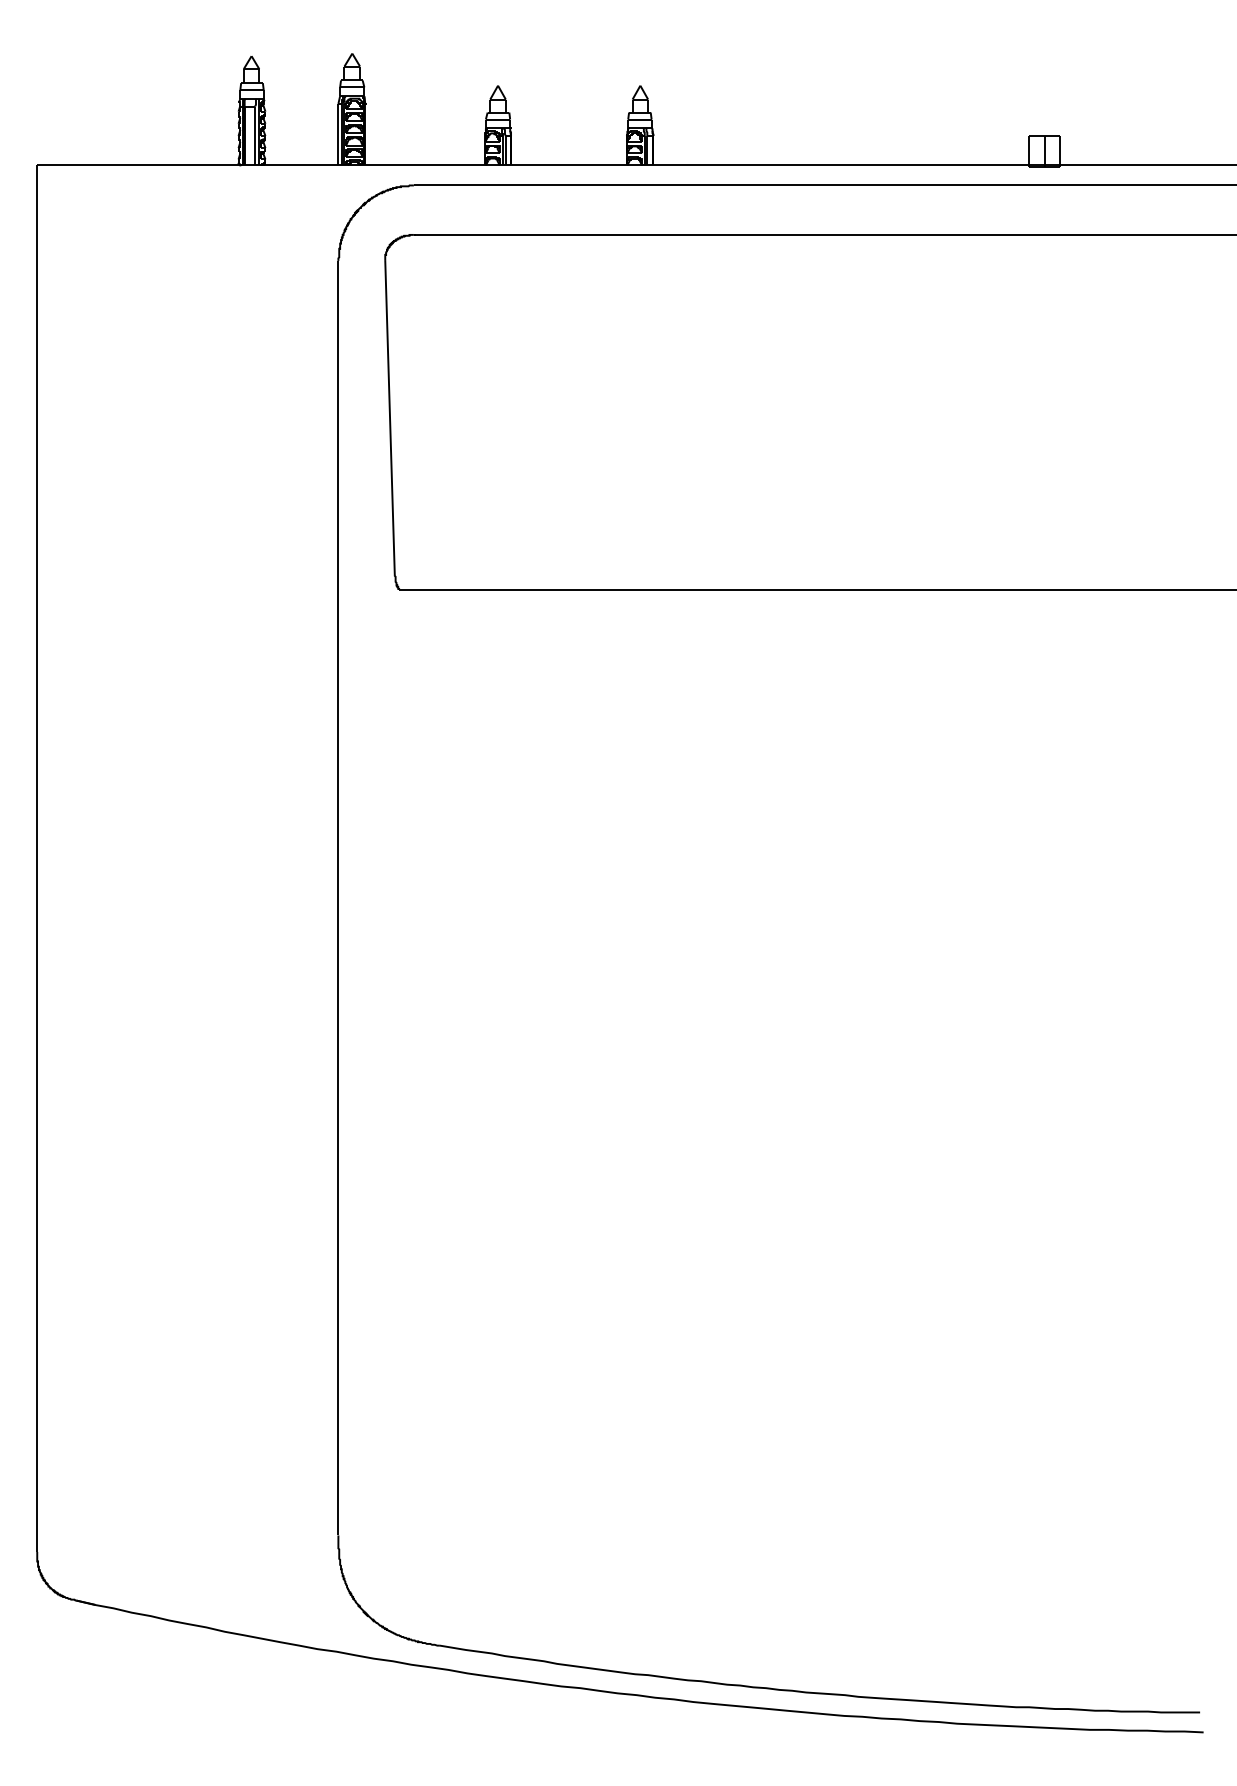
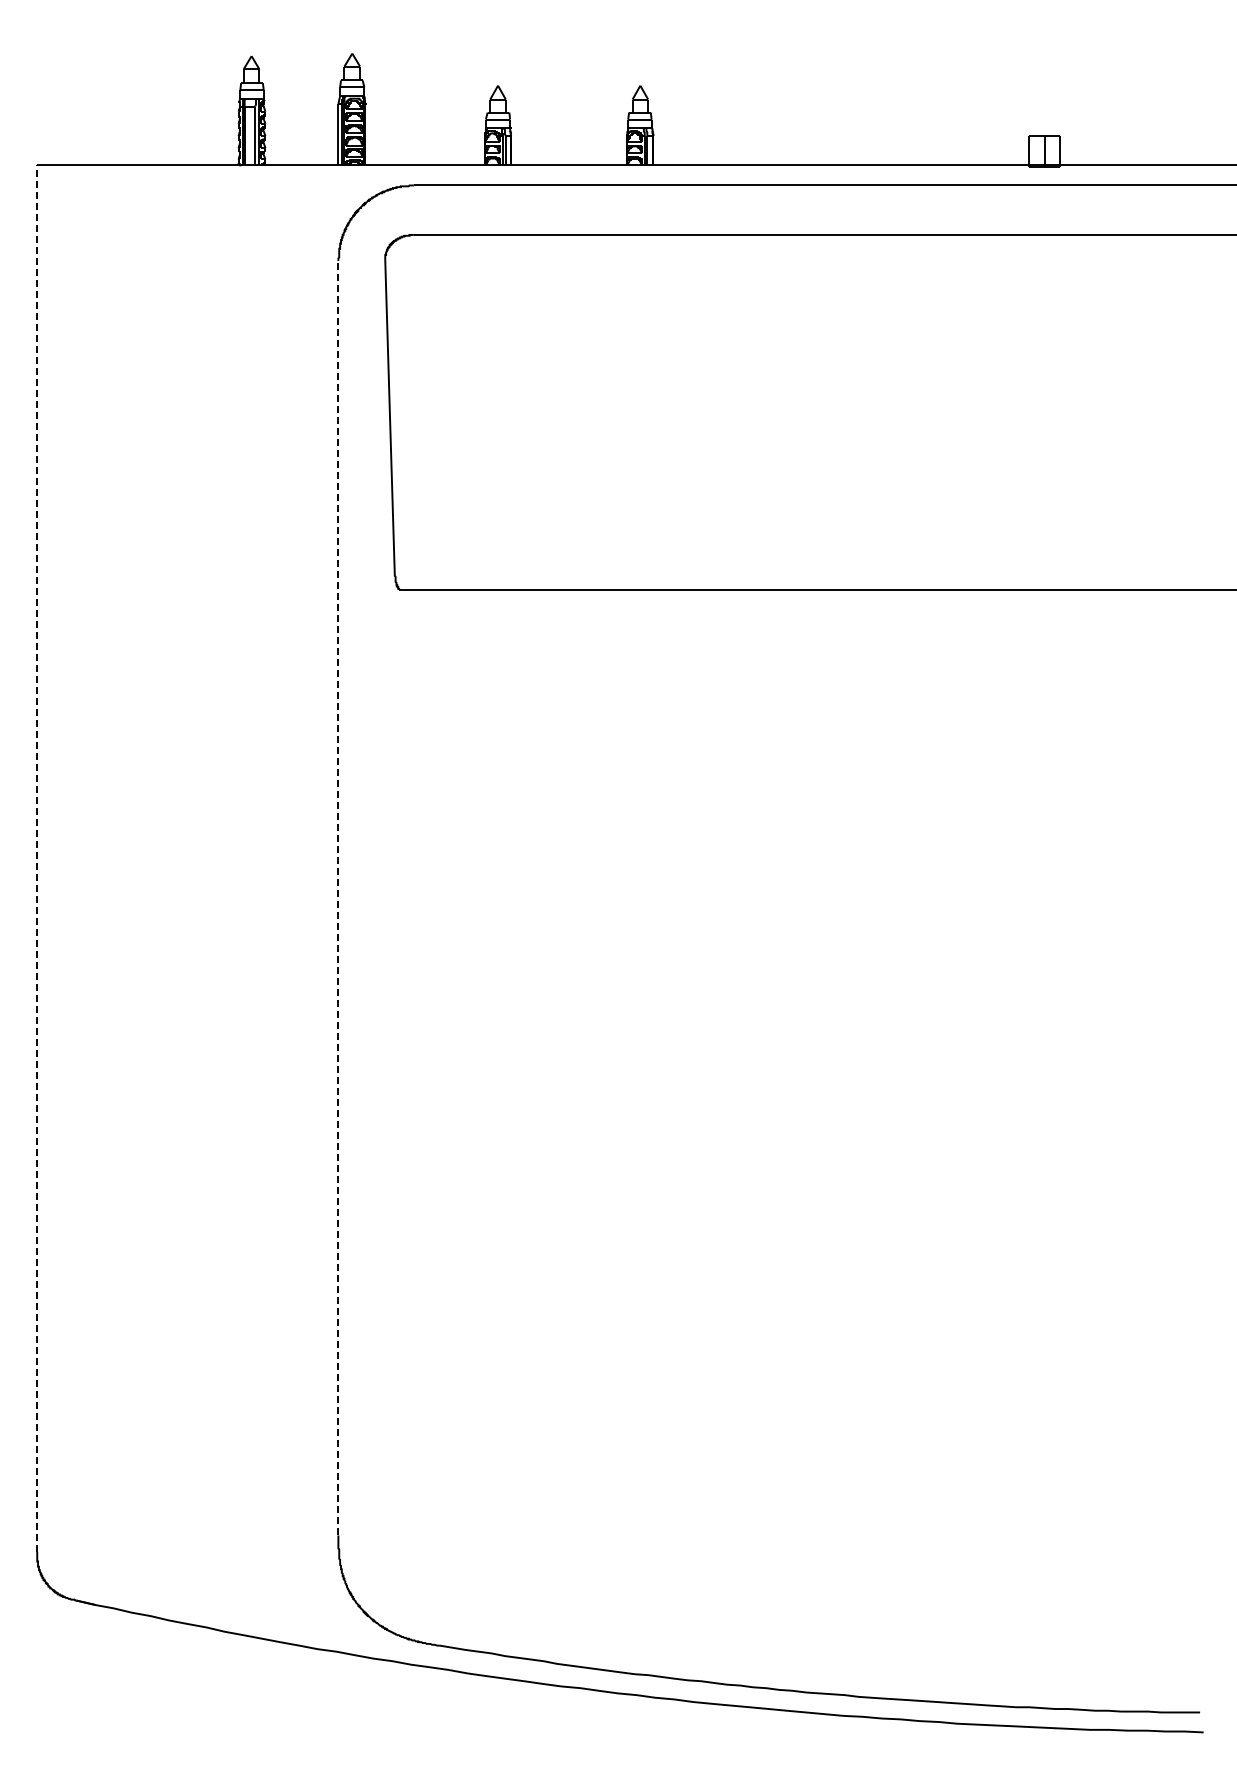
line: solid -> dashed (37, 858)
line: solid -> dashed (338, 897)
